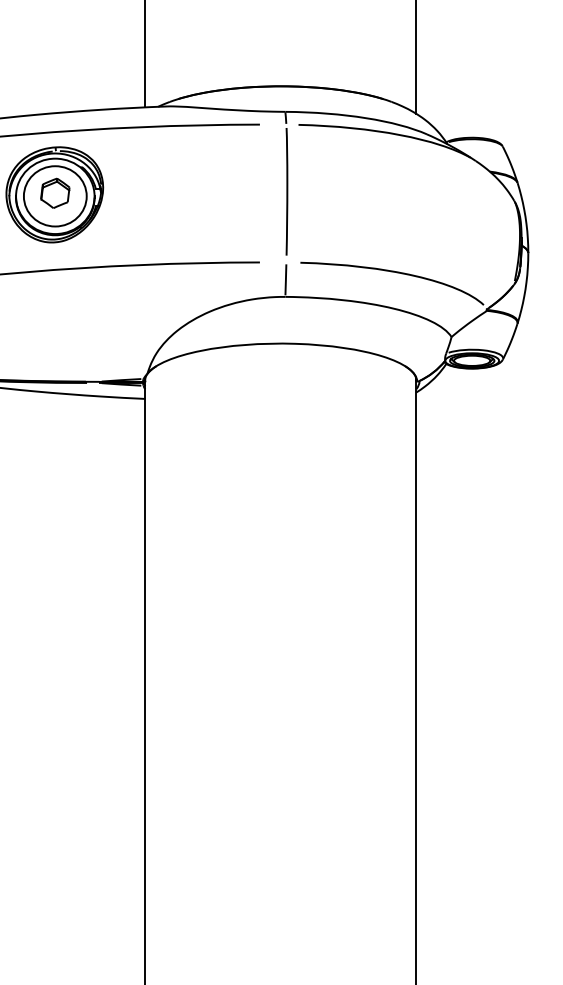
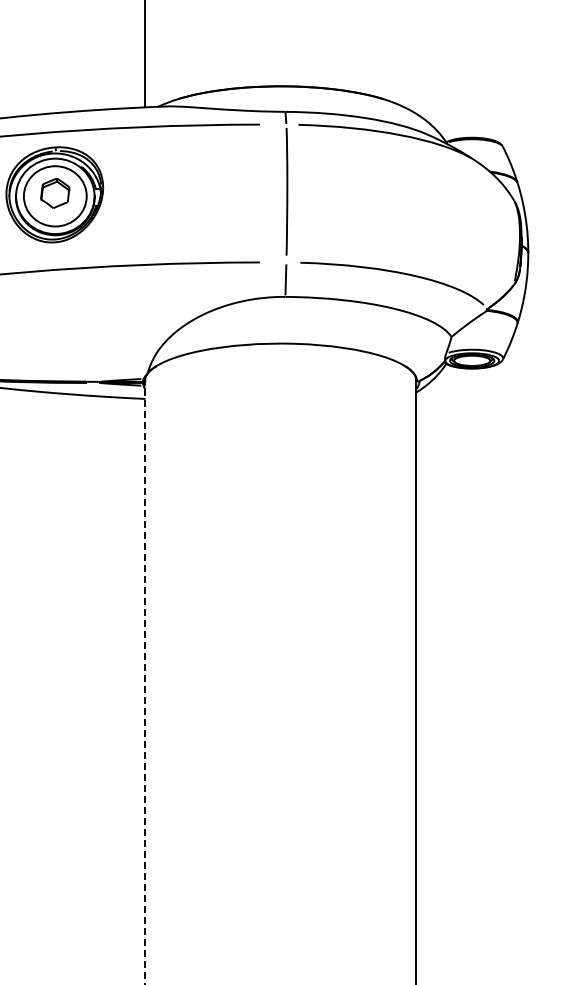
line: present -> none (416, 57)
line: solid -> dashed (145, 681)
